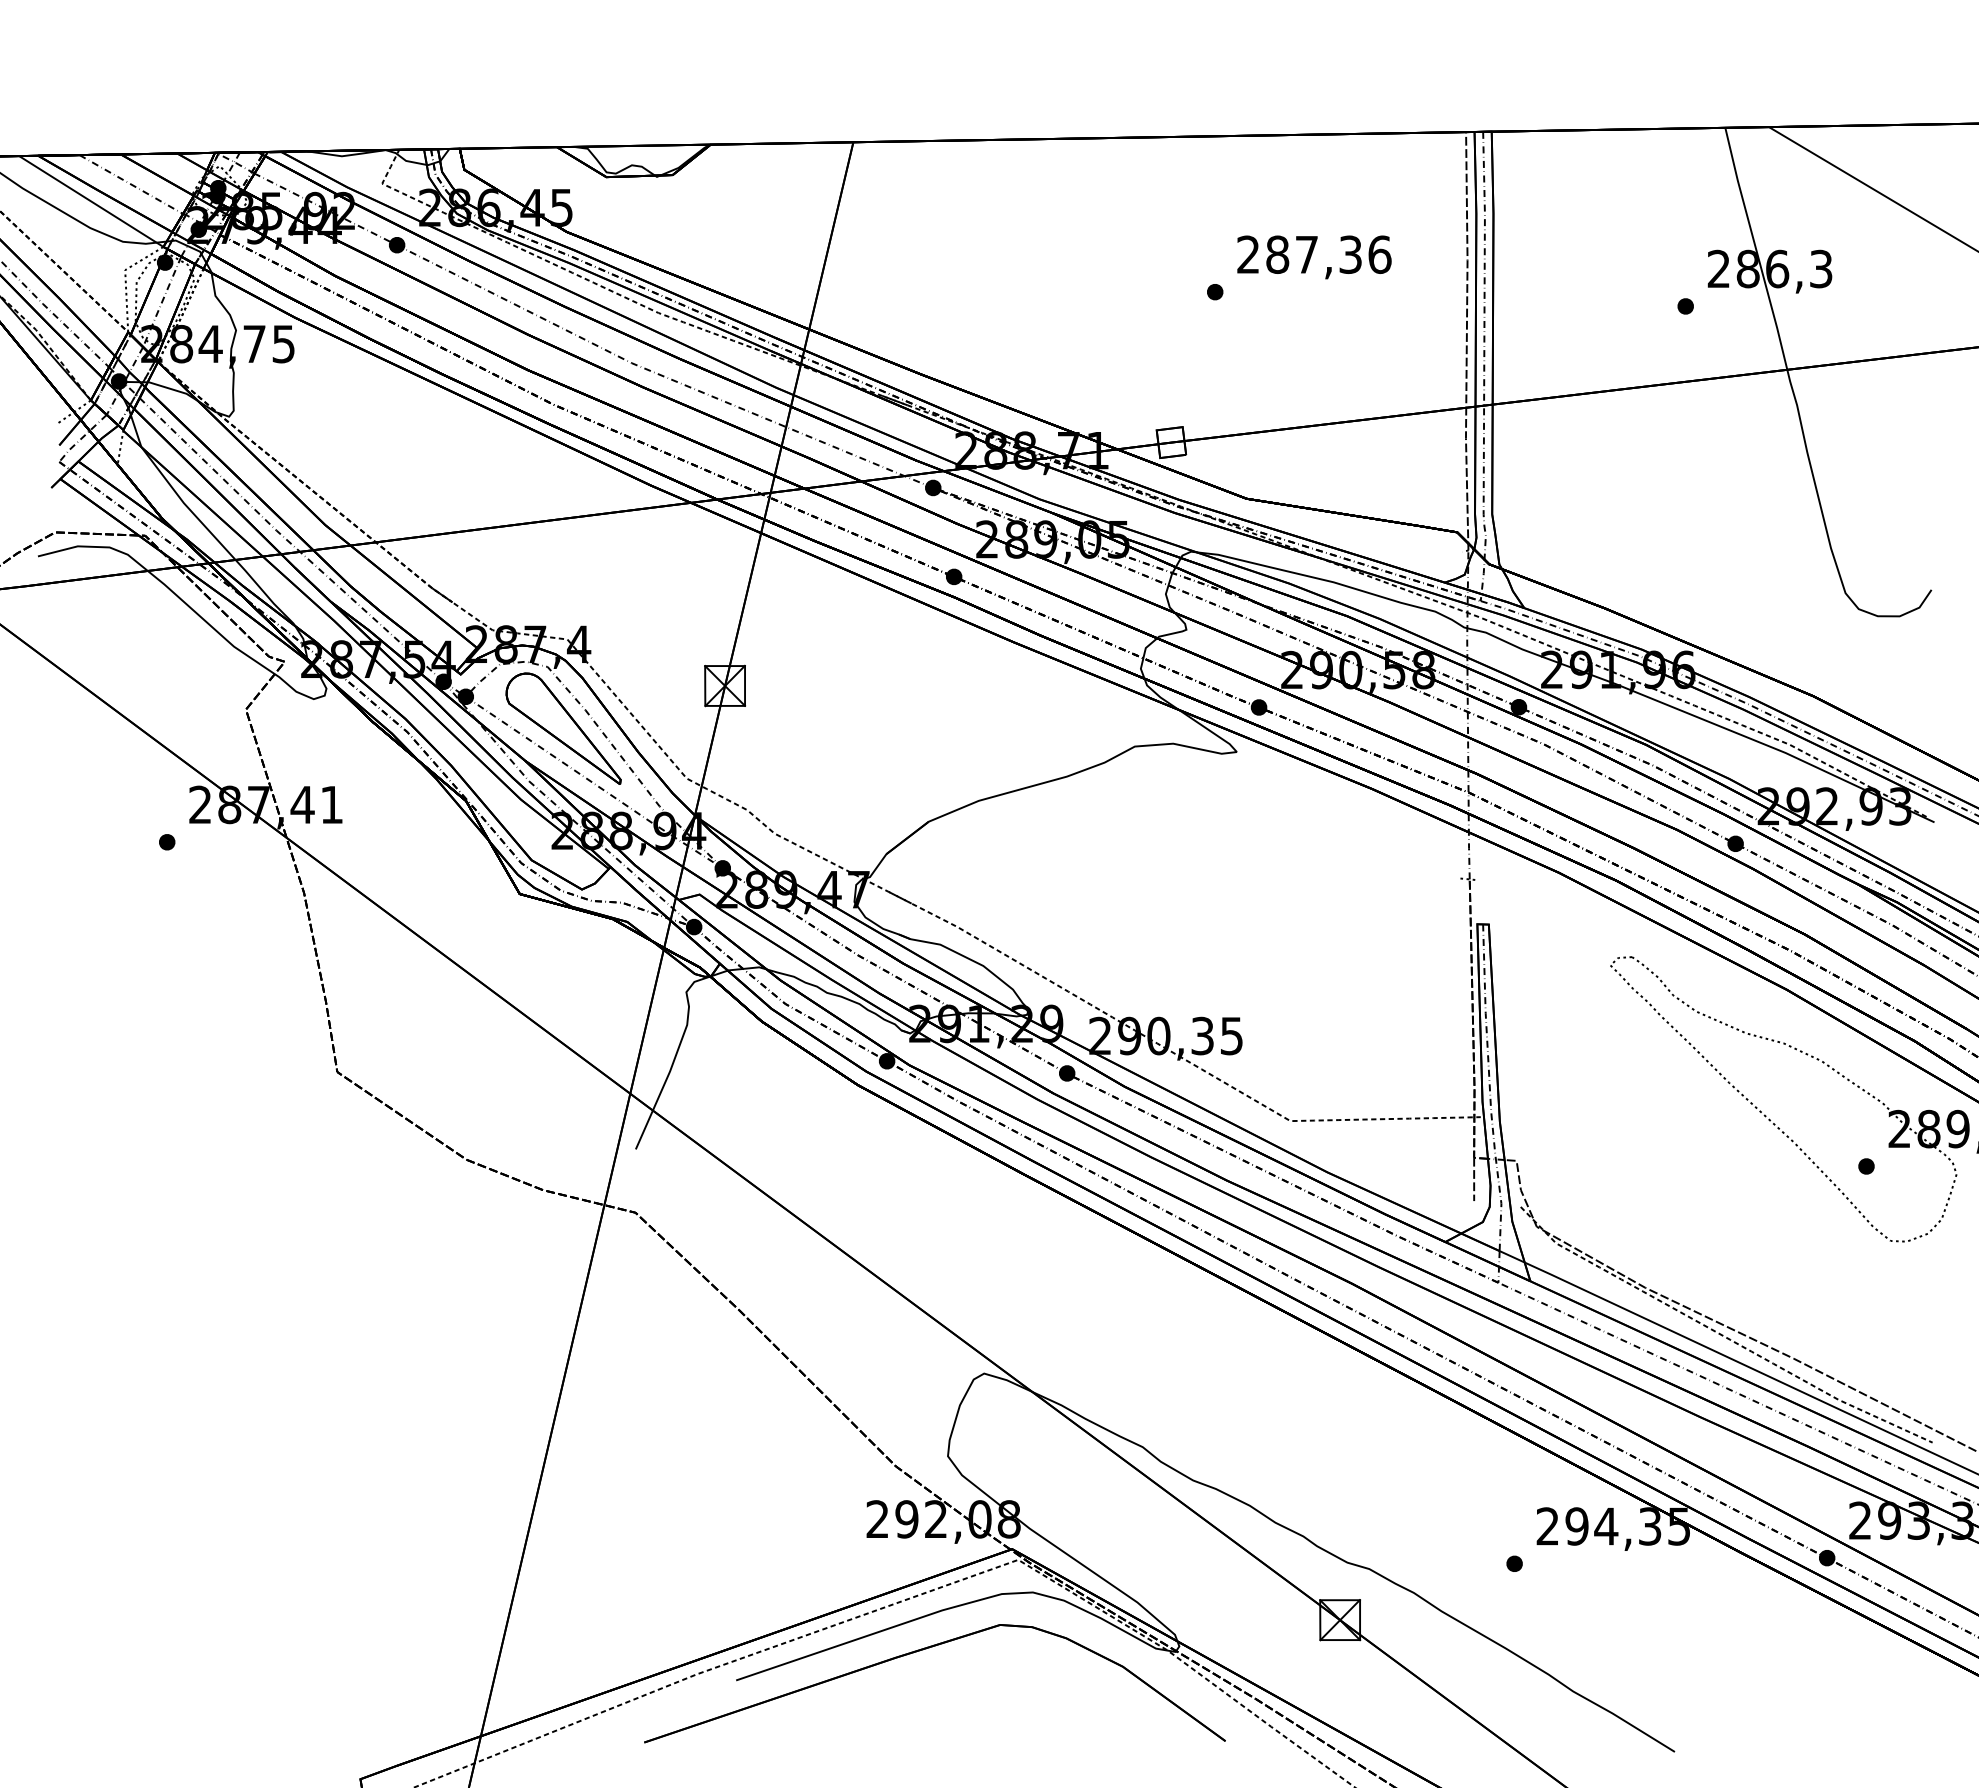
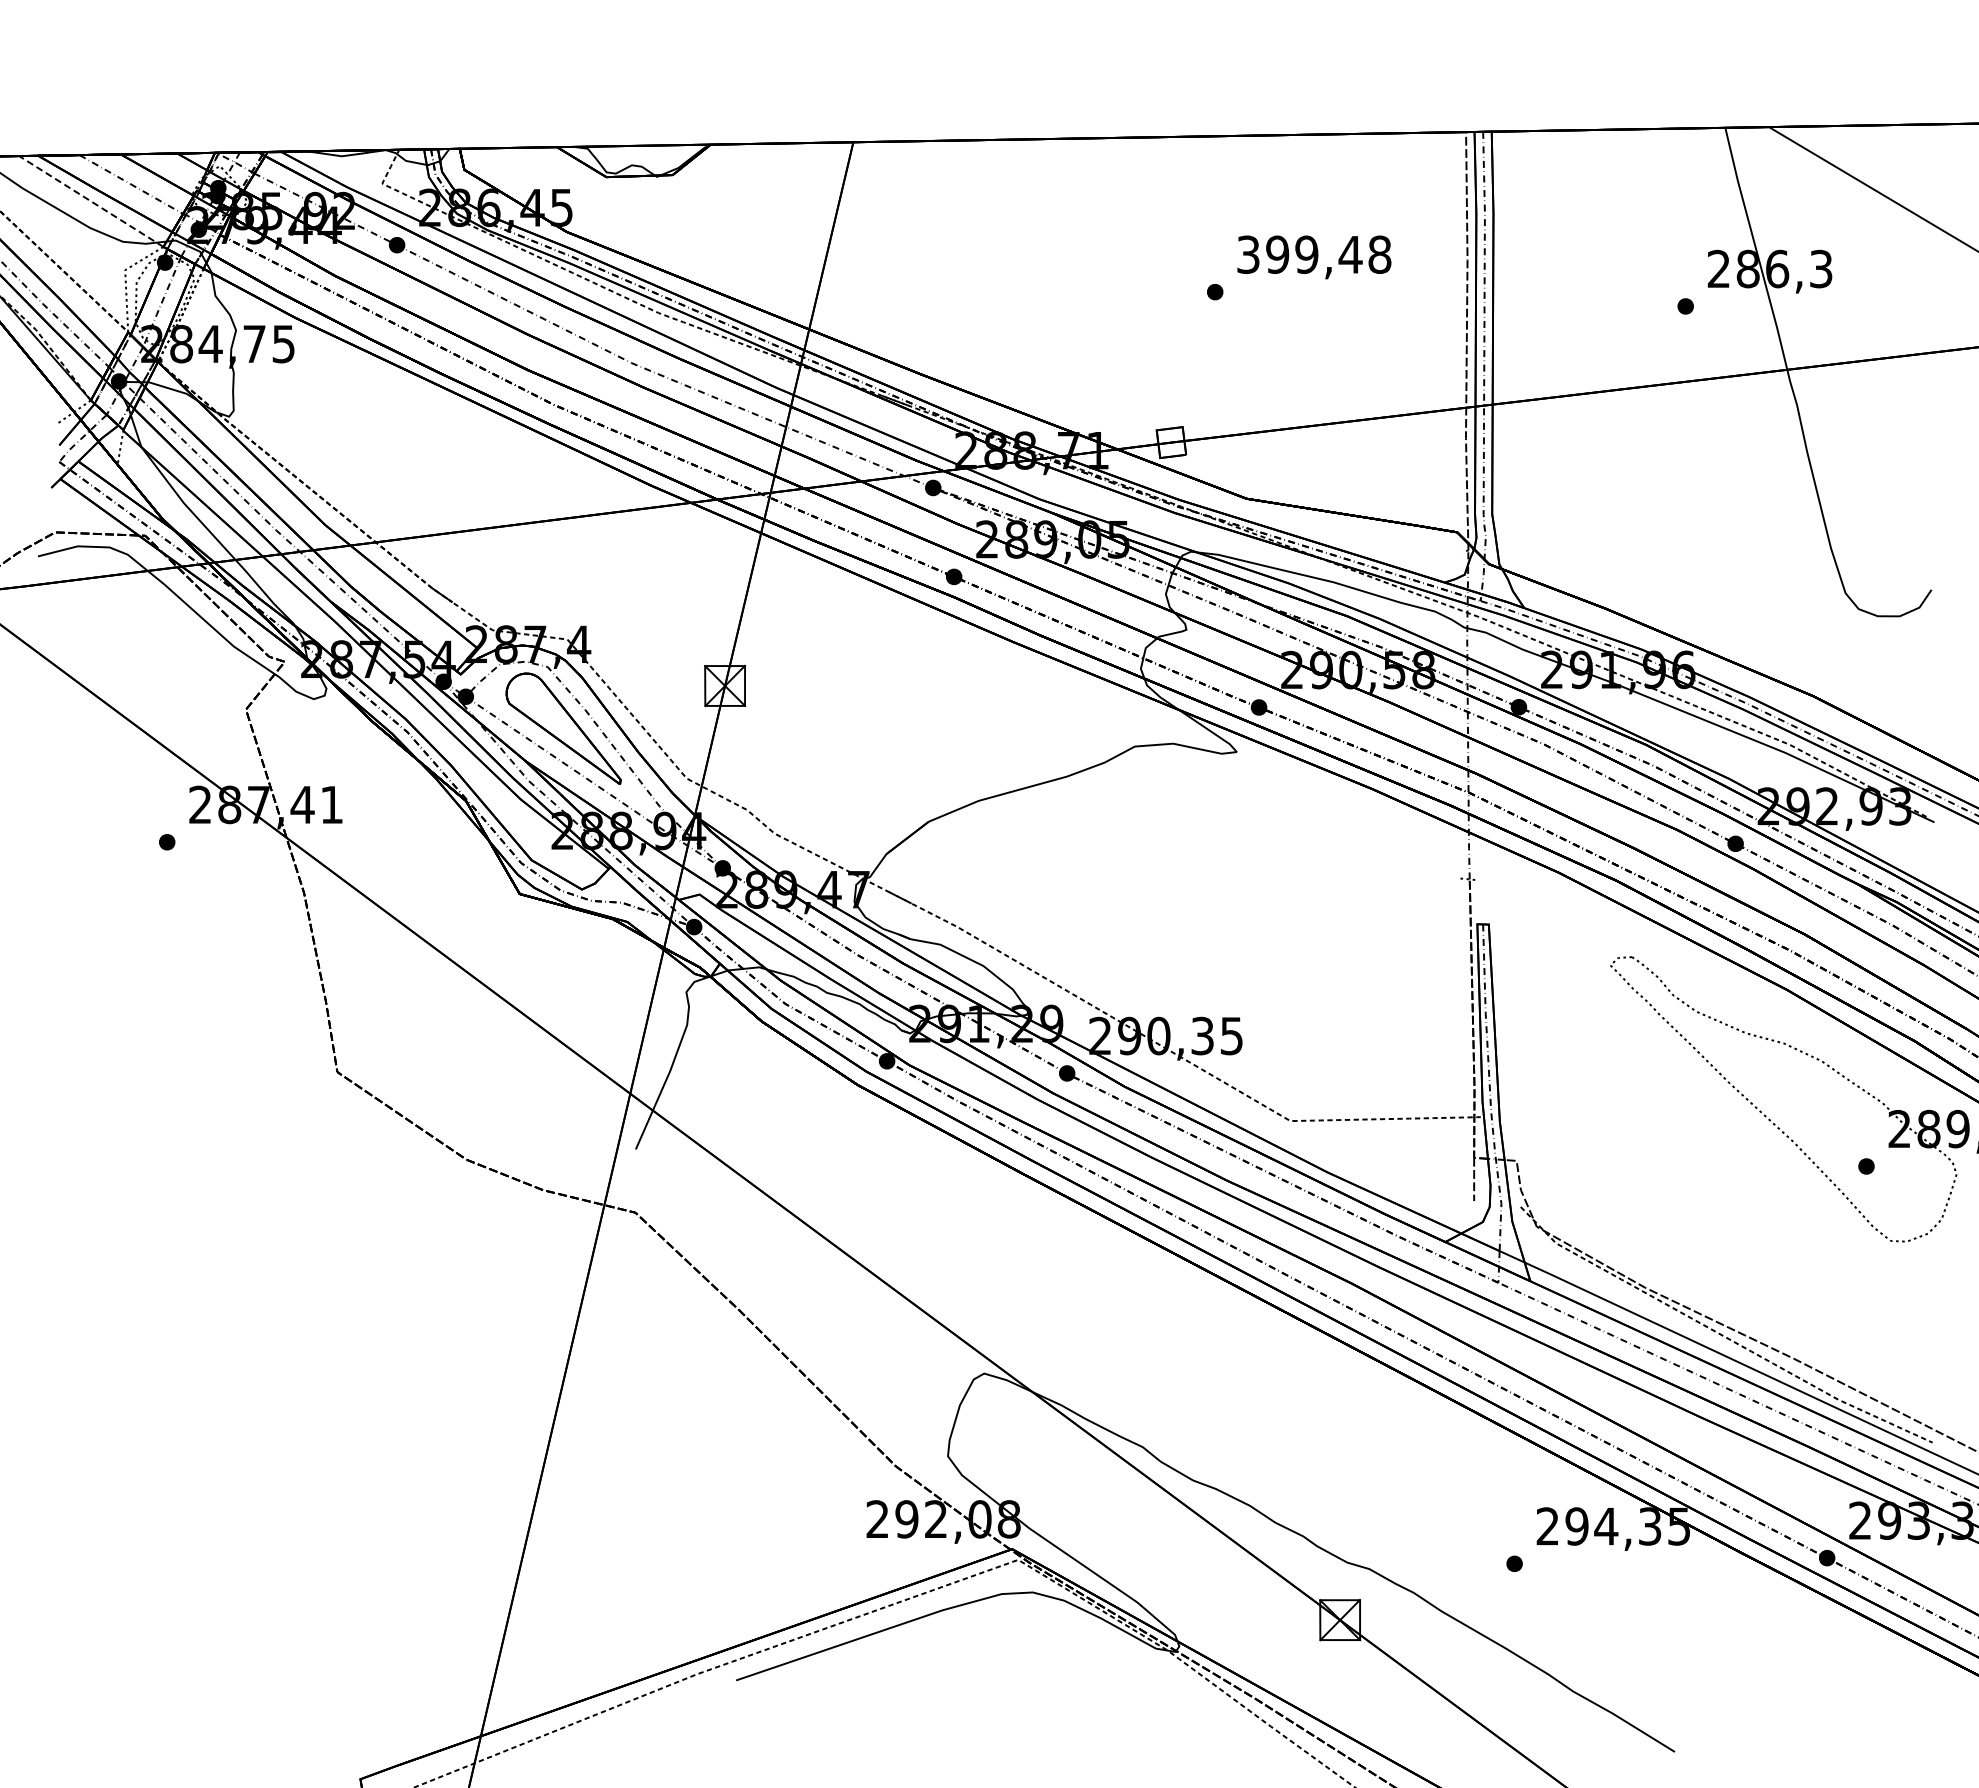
line: solid -> dashed (90, 201)
text: 287,36 -> 399,48 (1314, 254)
part: present -> none (923, 1650)
